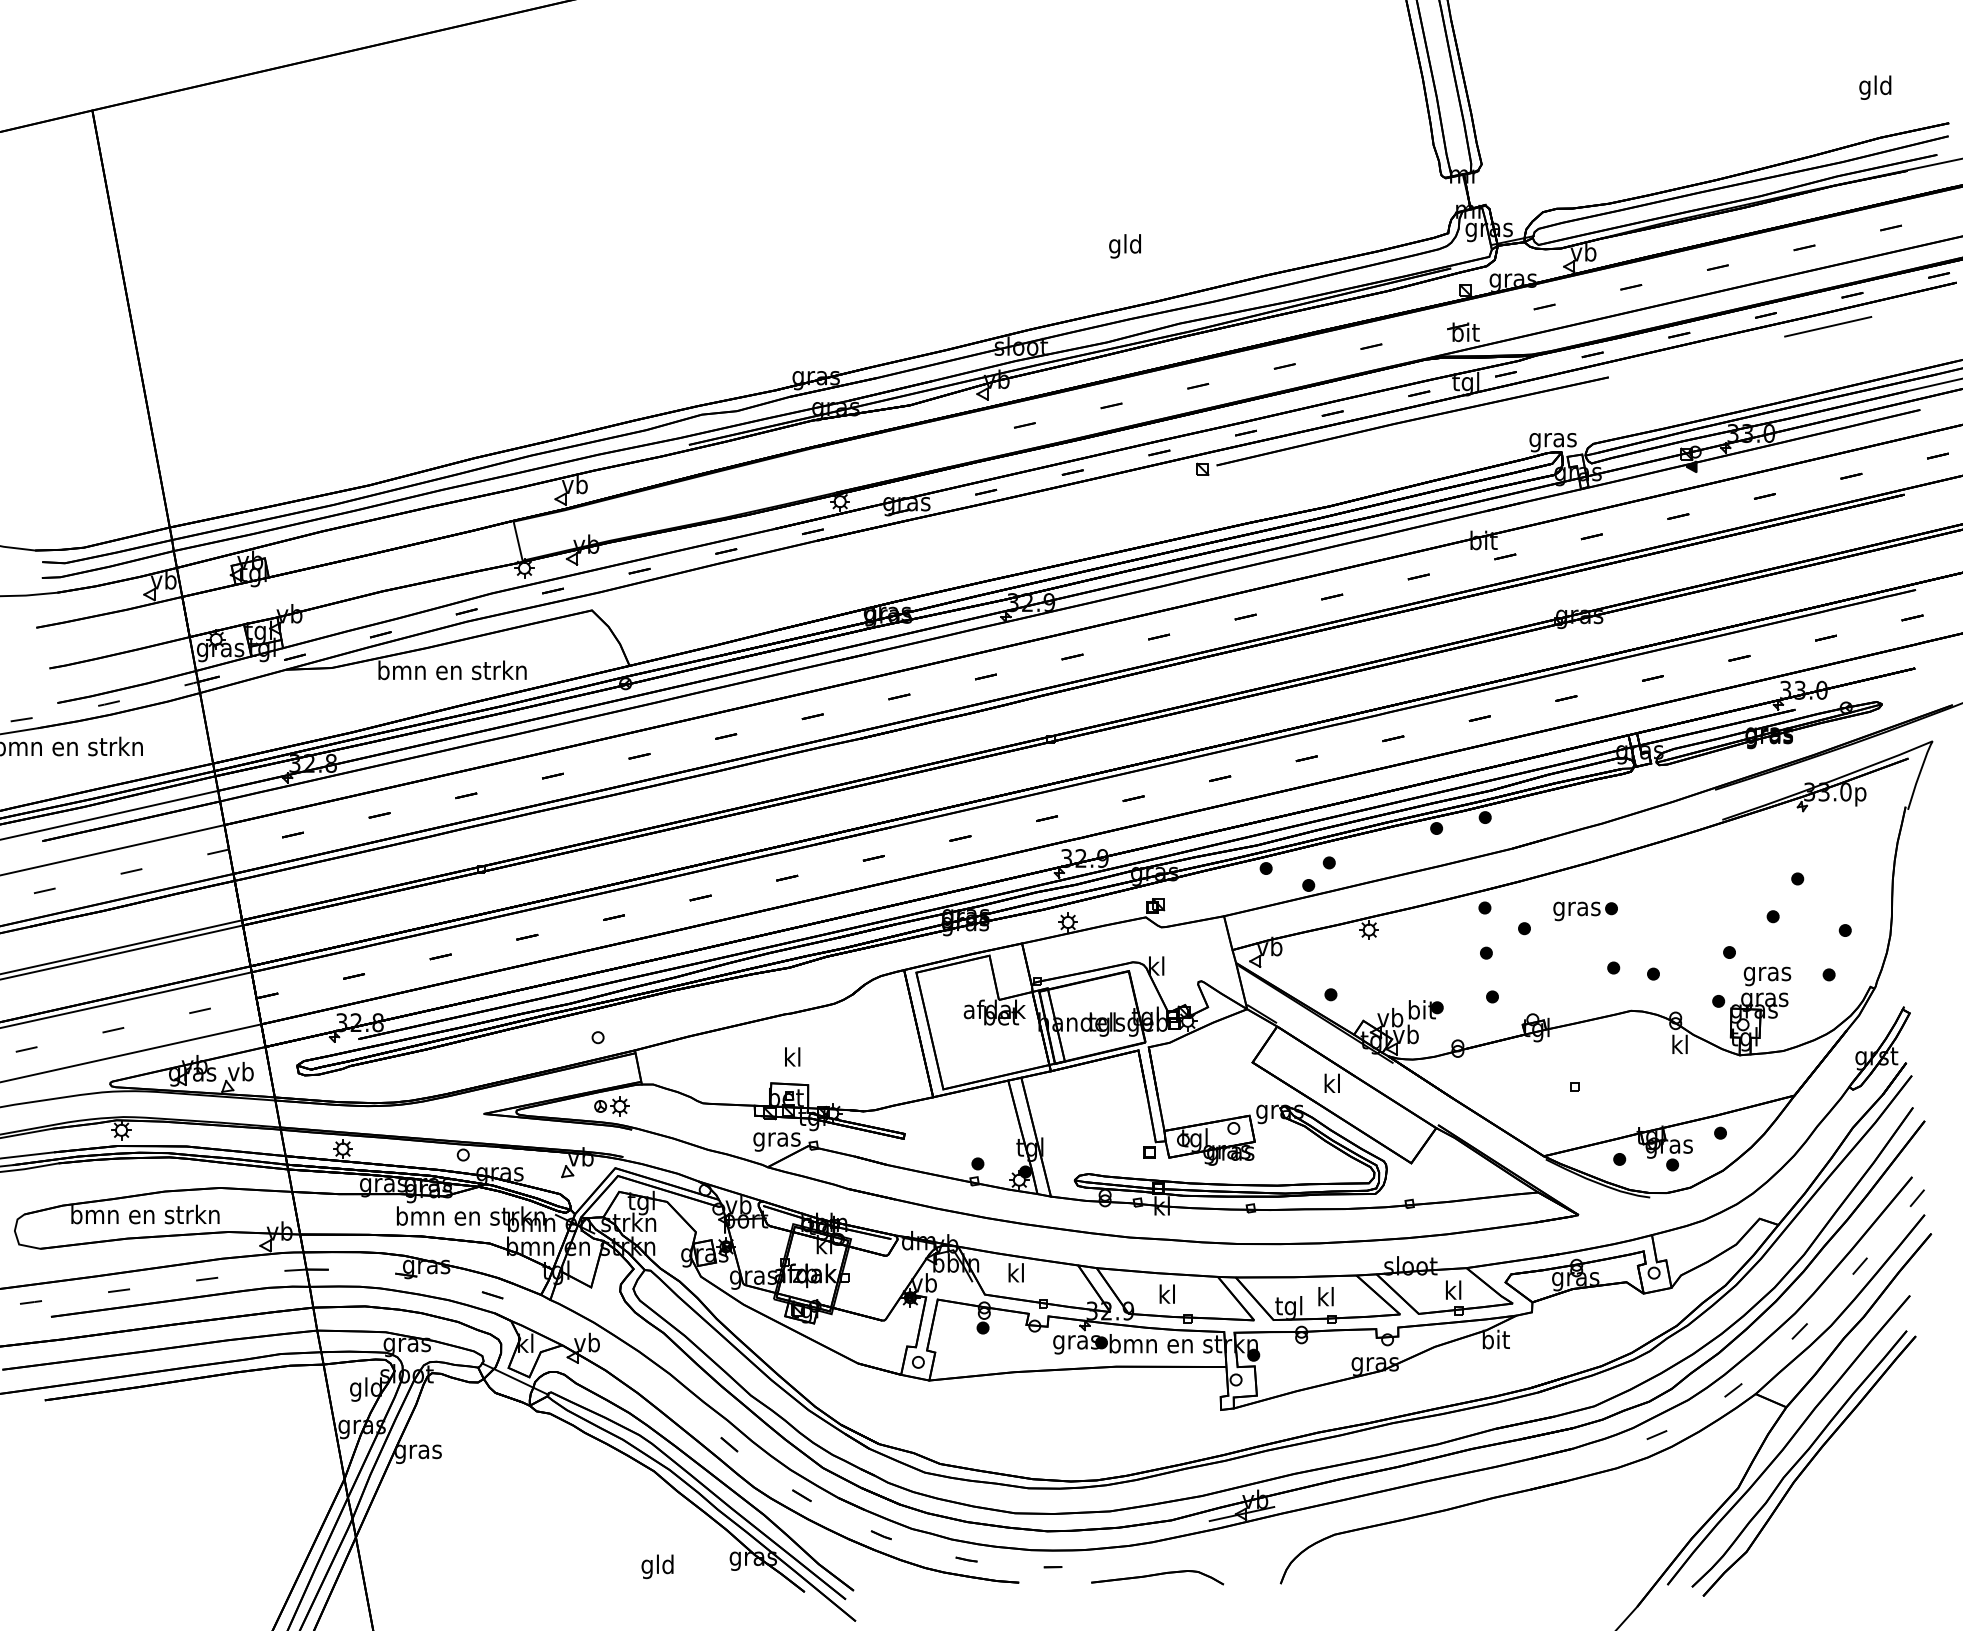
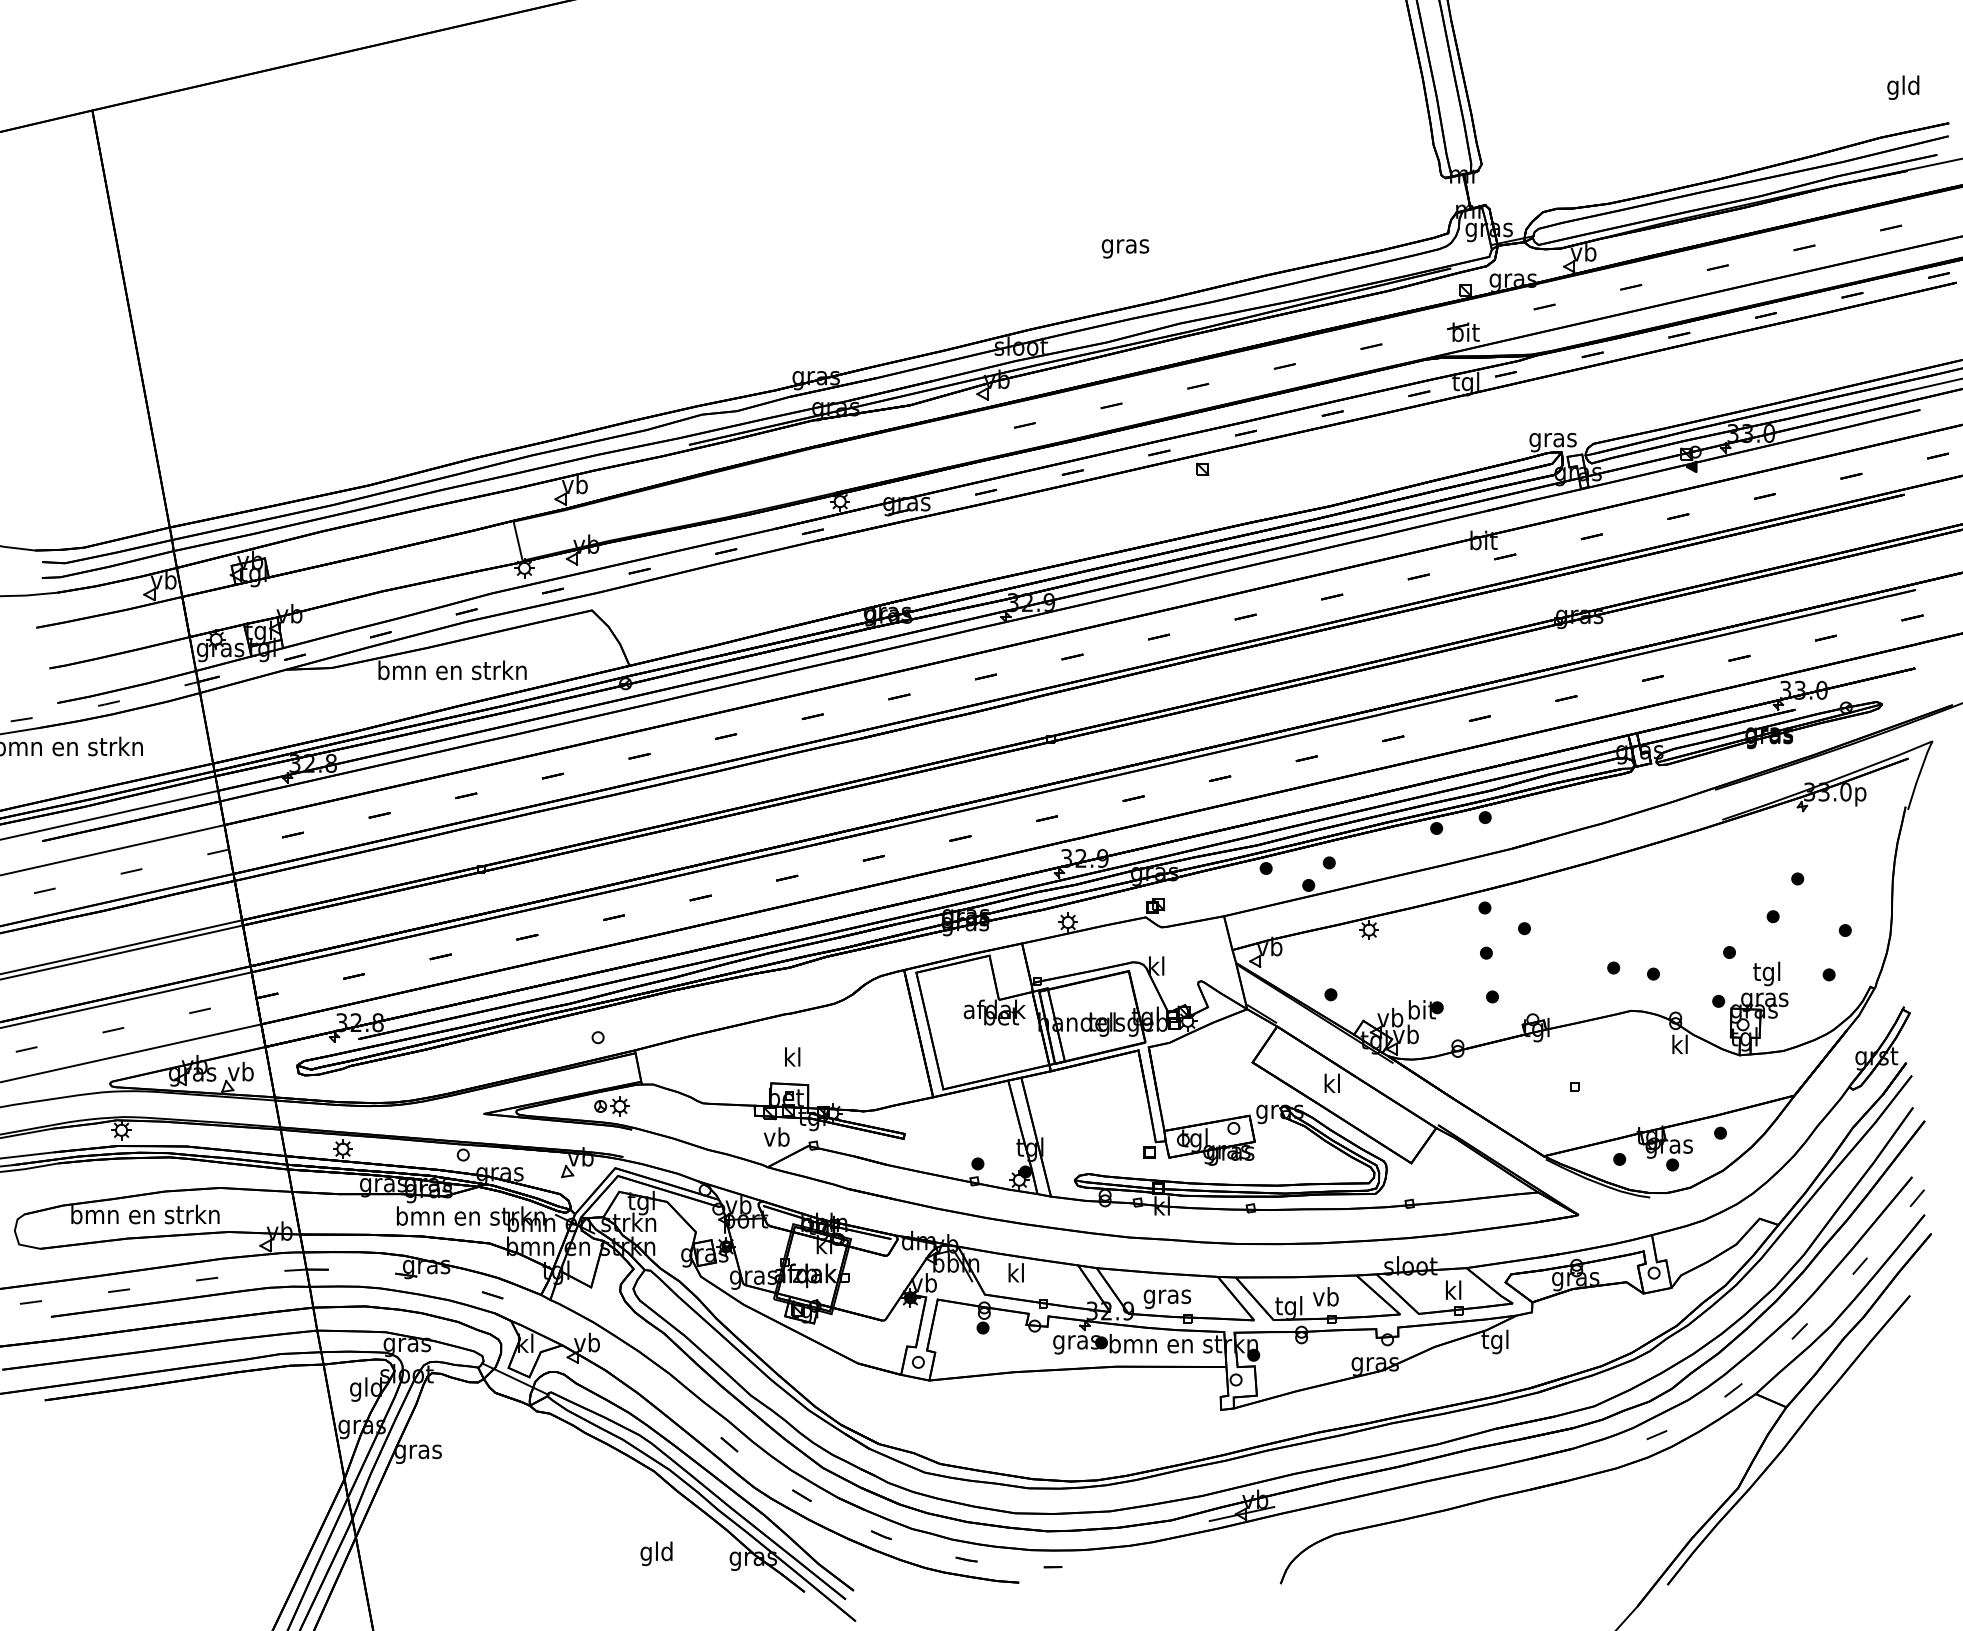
text position: (1875, 87) -> (1903, 87) (1903, 87)
text: gld -> gras (1125, 246)
line: present -> none (1828, 326)
part: present -> none (1412, 421)
part: present -> none (1585, 911)
text: gras -> tgl (1767, 973)
text: gras -> vb (776, 1139)
text: kl -> gras (1167, 1296)
text: kl -> vb (1325, 1296)
text: bit -> tgl (1495, 1341)
part: present -> none (1803, 1463)
text position: (657, 1566) -> (656, 1553) (656, 1553)
part: present -> none (1157, 1577)
